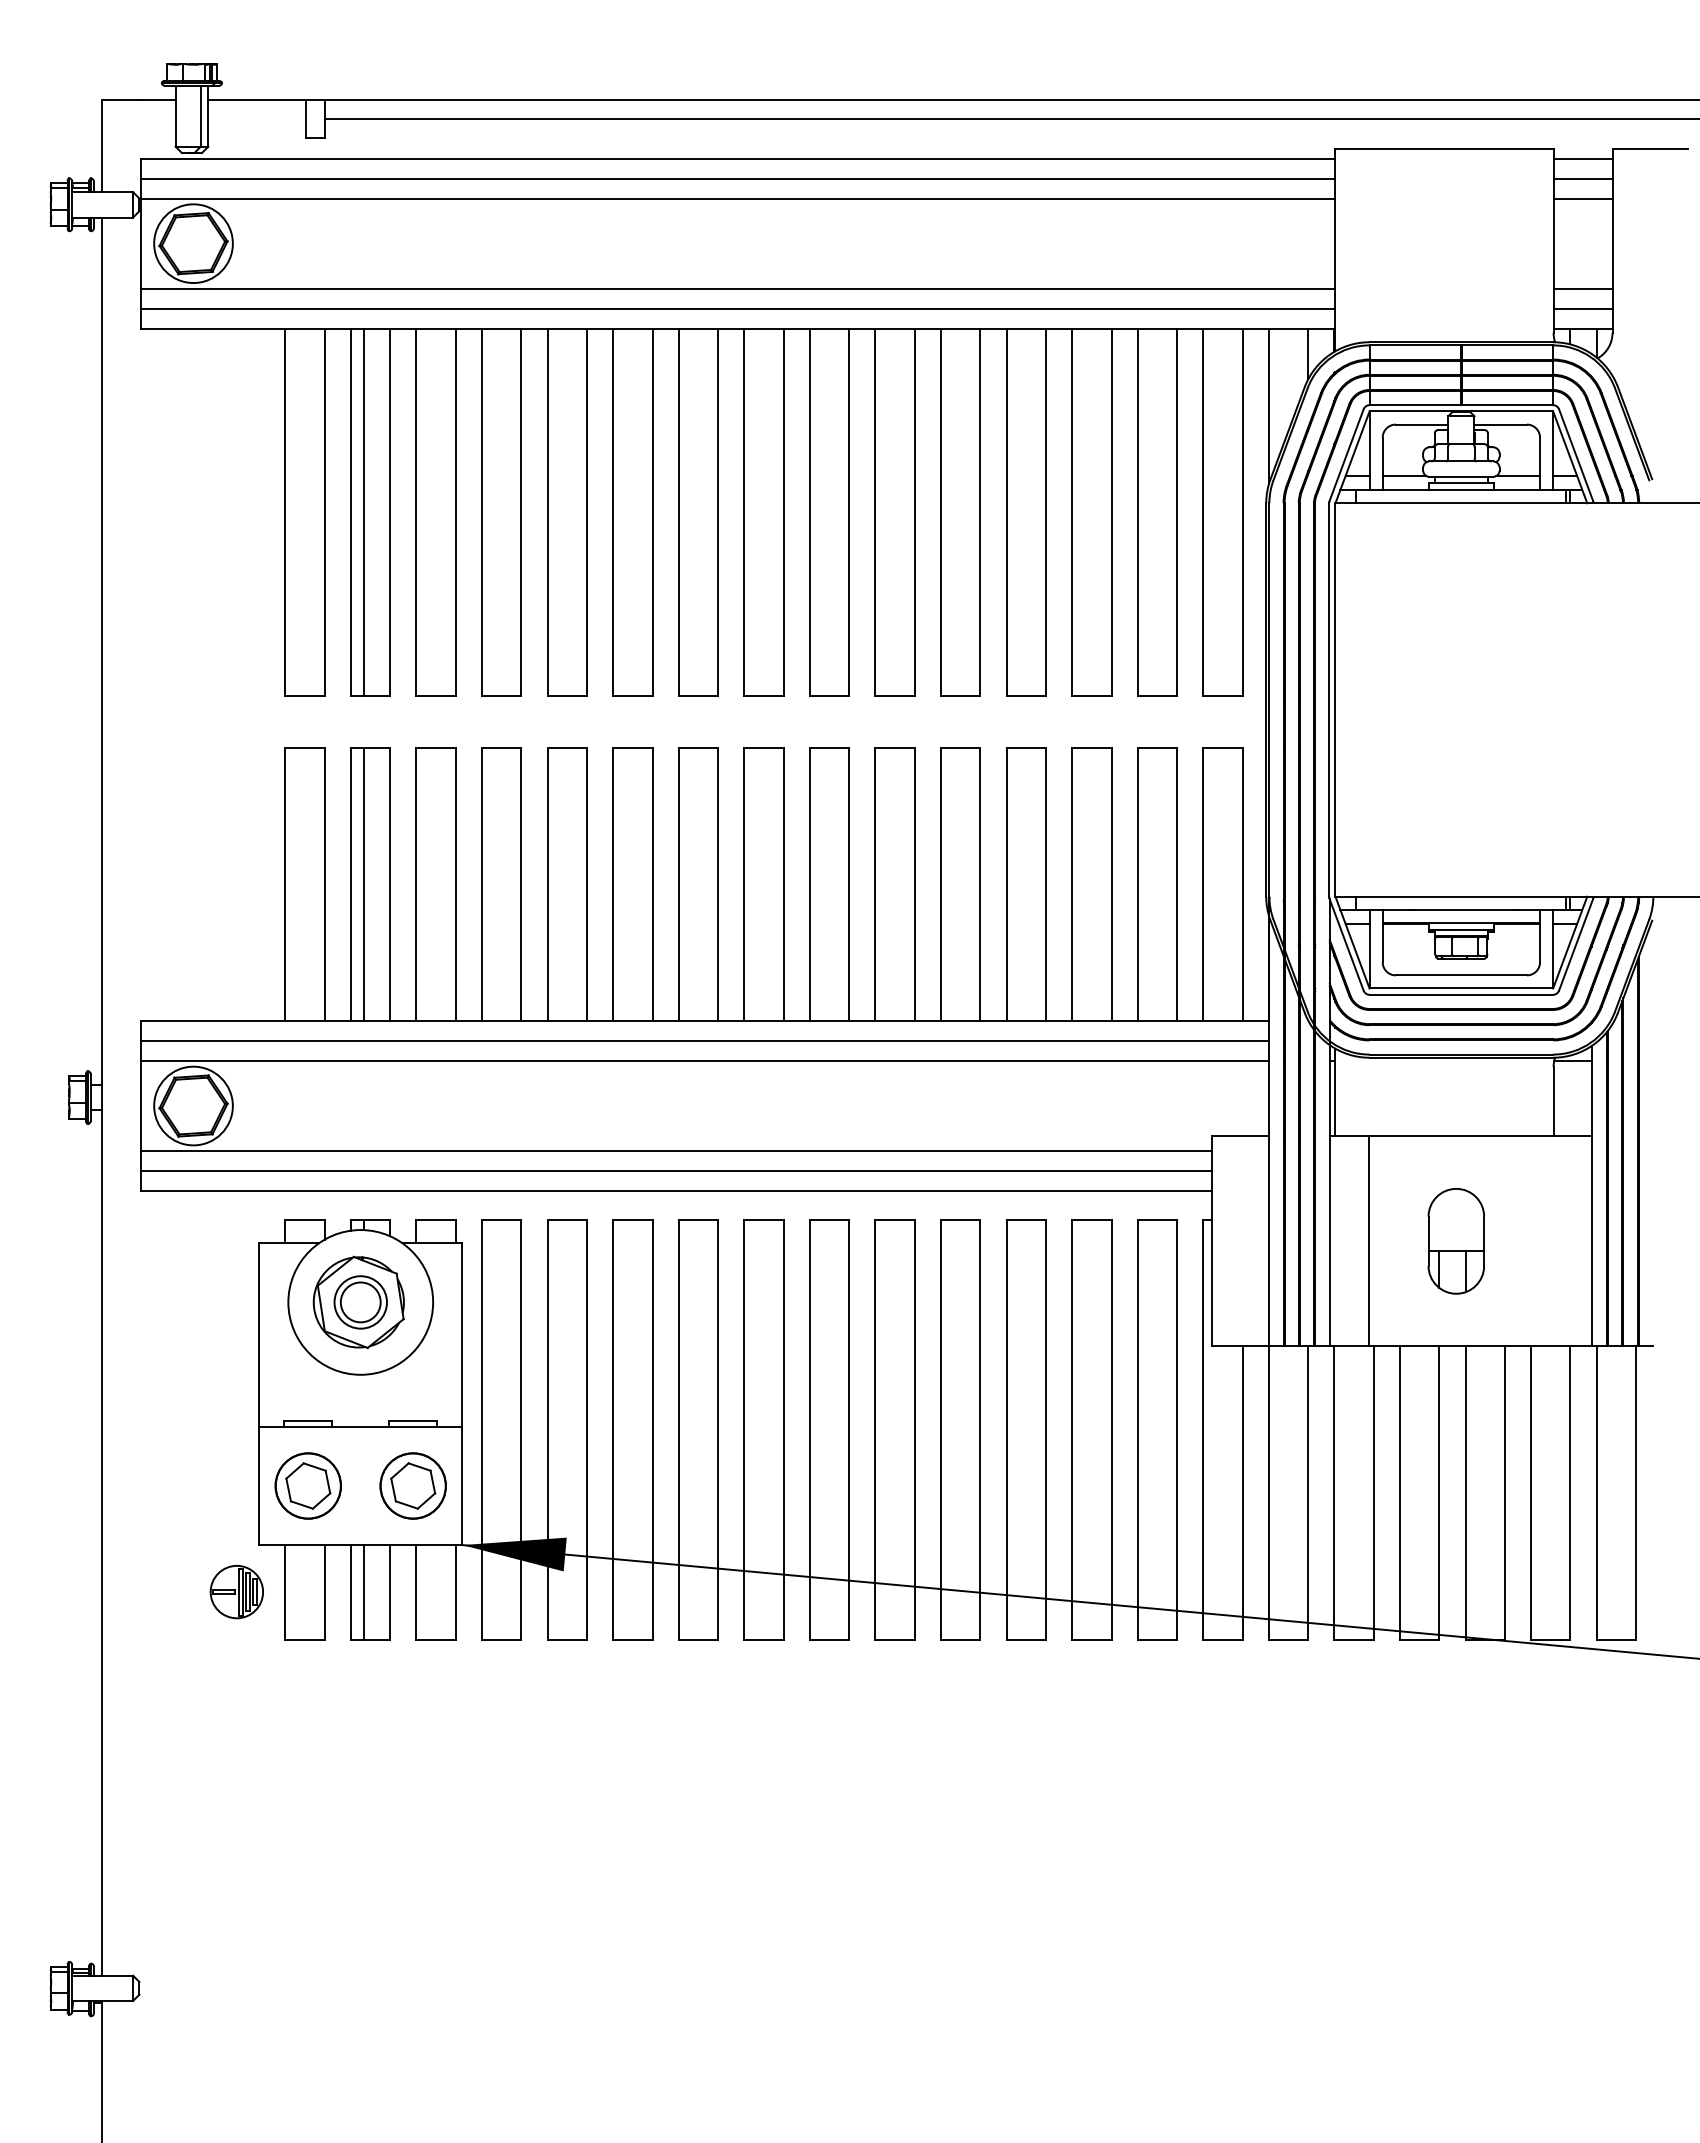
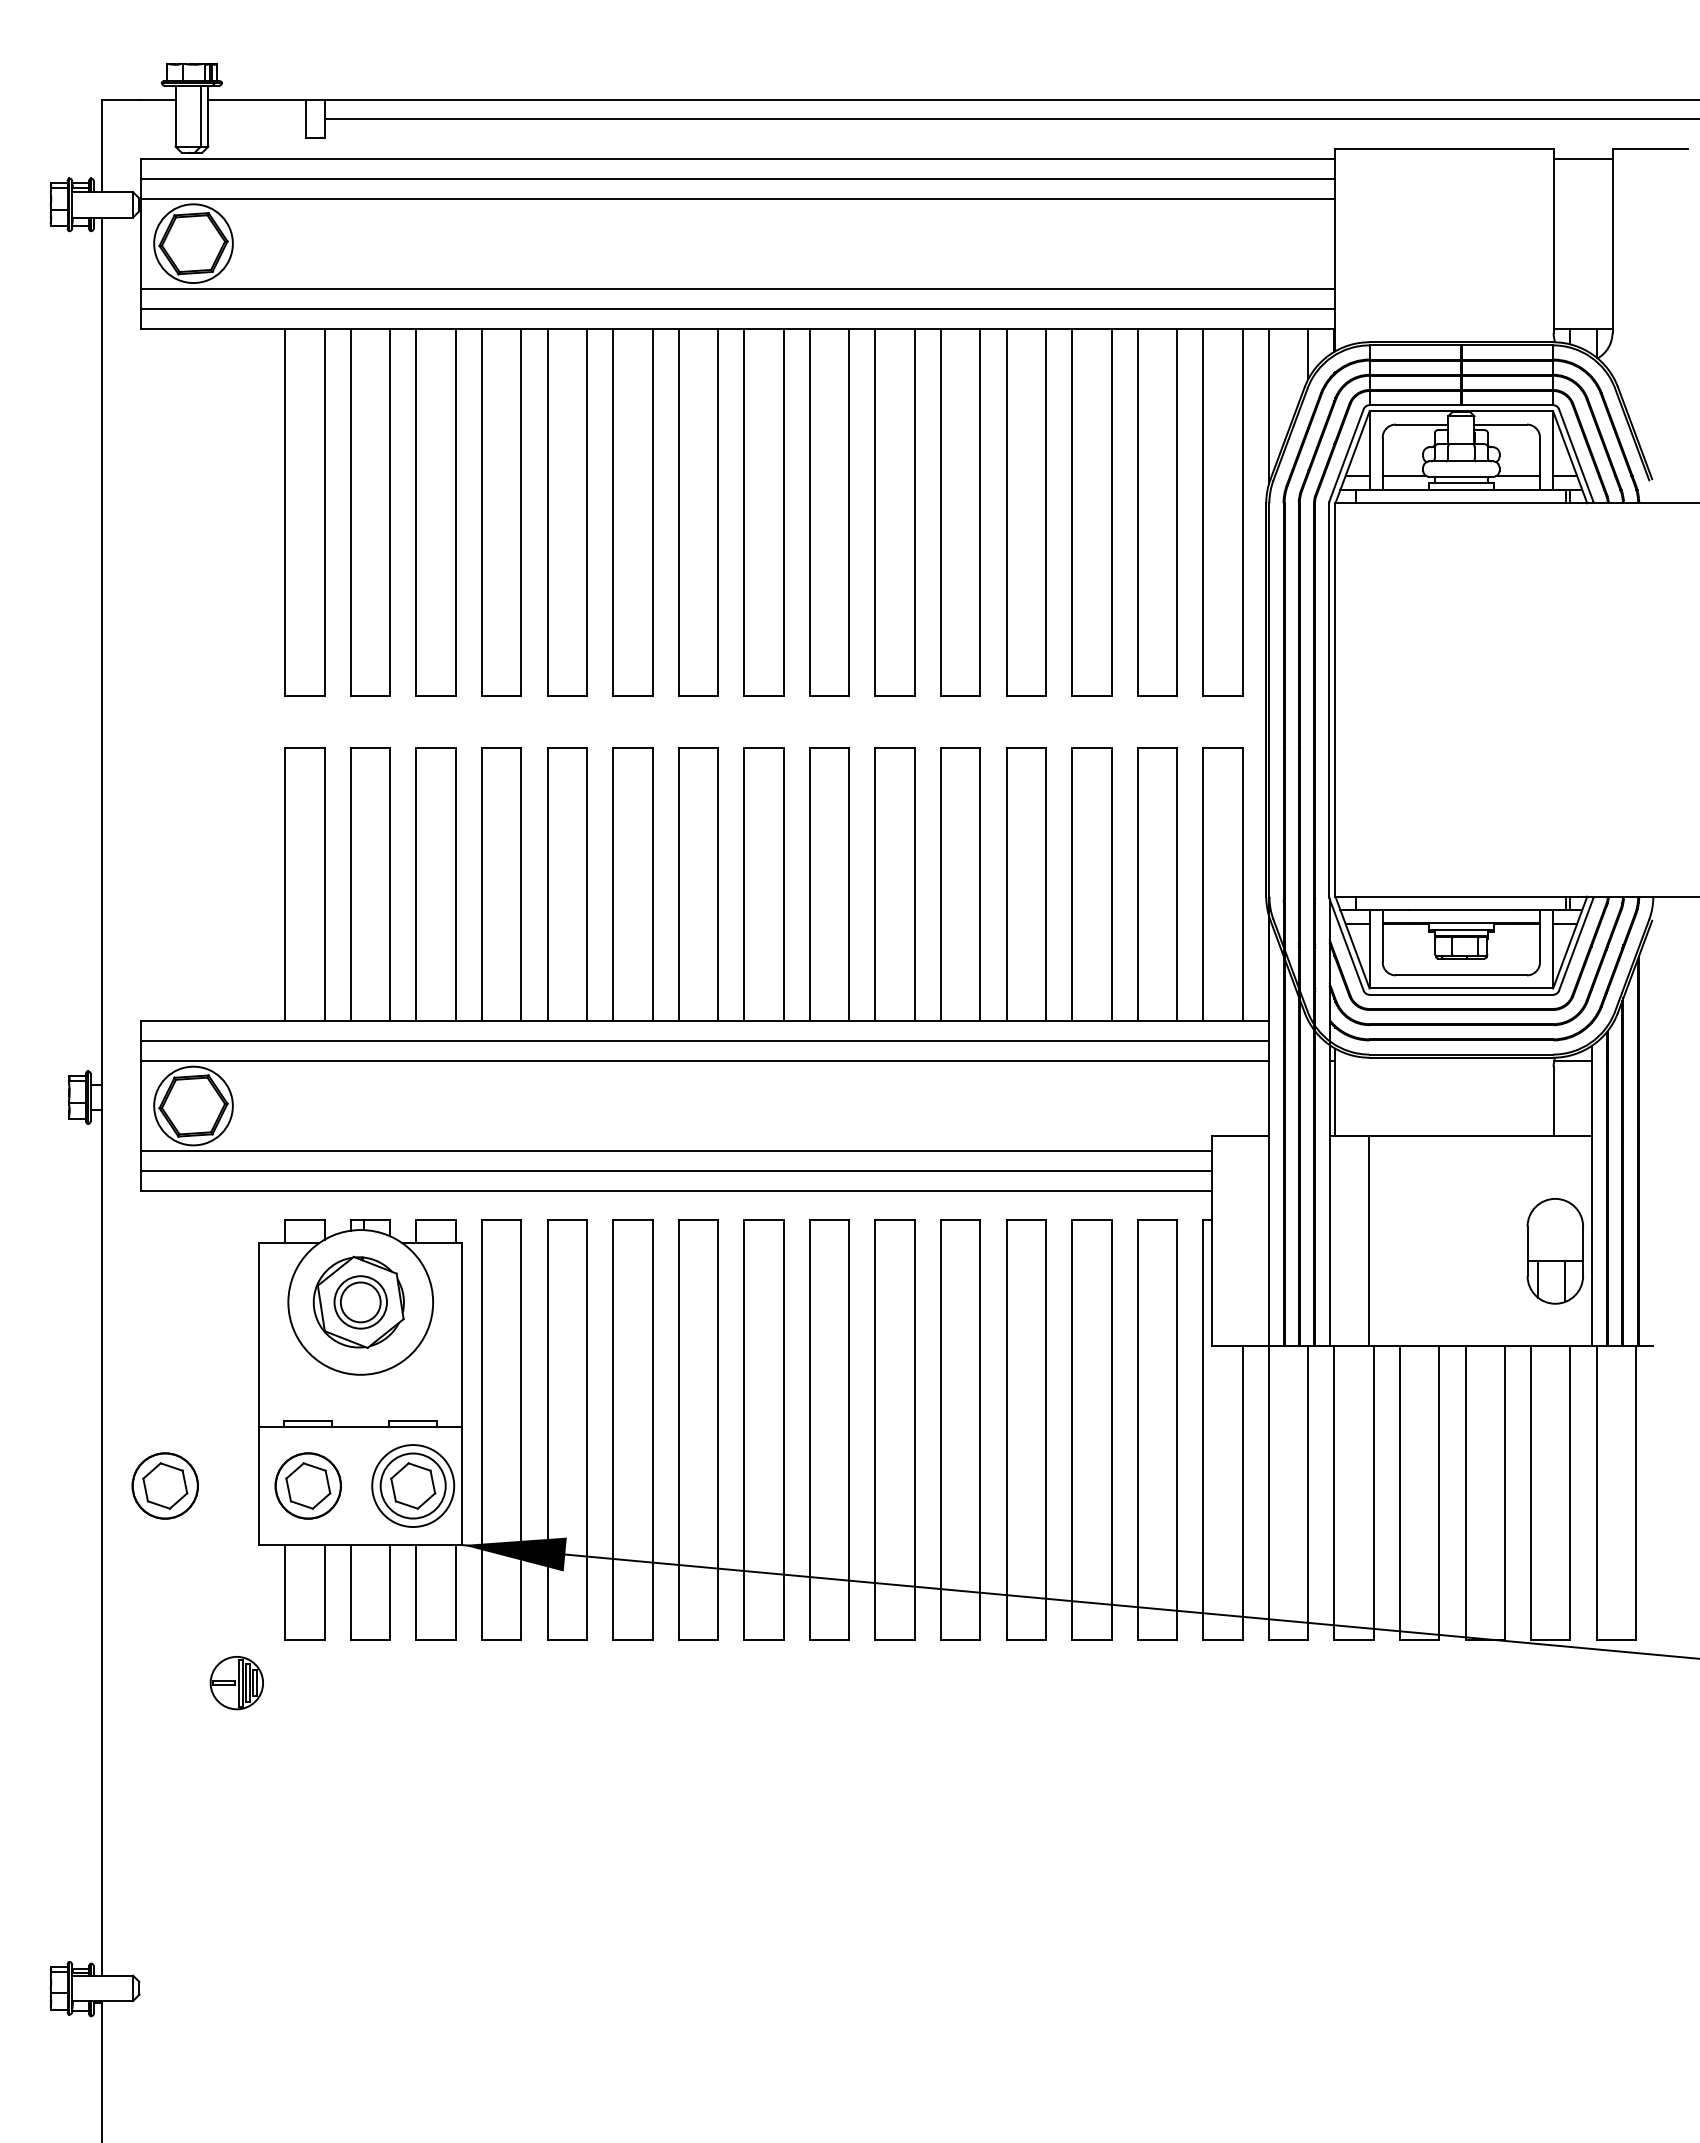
line: present -> none (1582, 178)
line: present -> none (1582, 198)
line: present -> none (1582, 288)
line: present -> none (1582, 308)
line: present -> none (364, 511)
line: present -> none (364, 884)
part position: (1455, 1241) -> (1554, 1251) (1554, 1251)
part: none -> present (164, 1485)
circle diameter: 66 px -> 82 px (413, 1486)
part position: (236, 1592) -> (236, 1683) (236, 1683)
line: present -> none (364, 1592)
